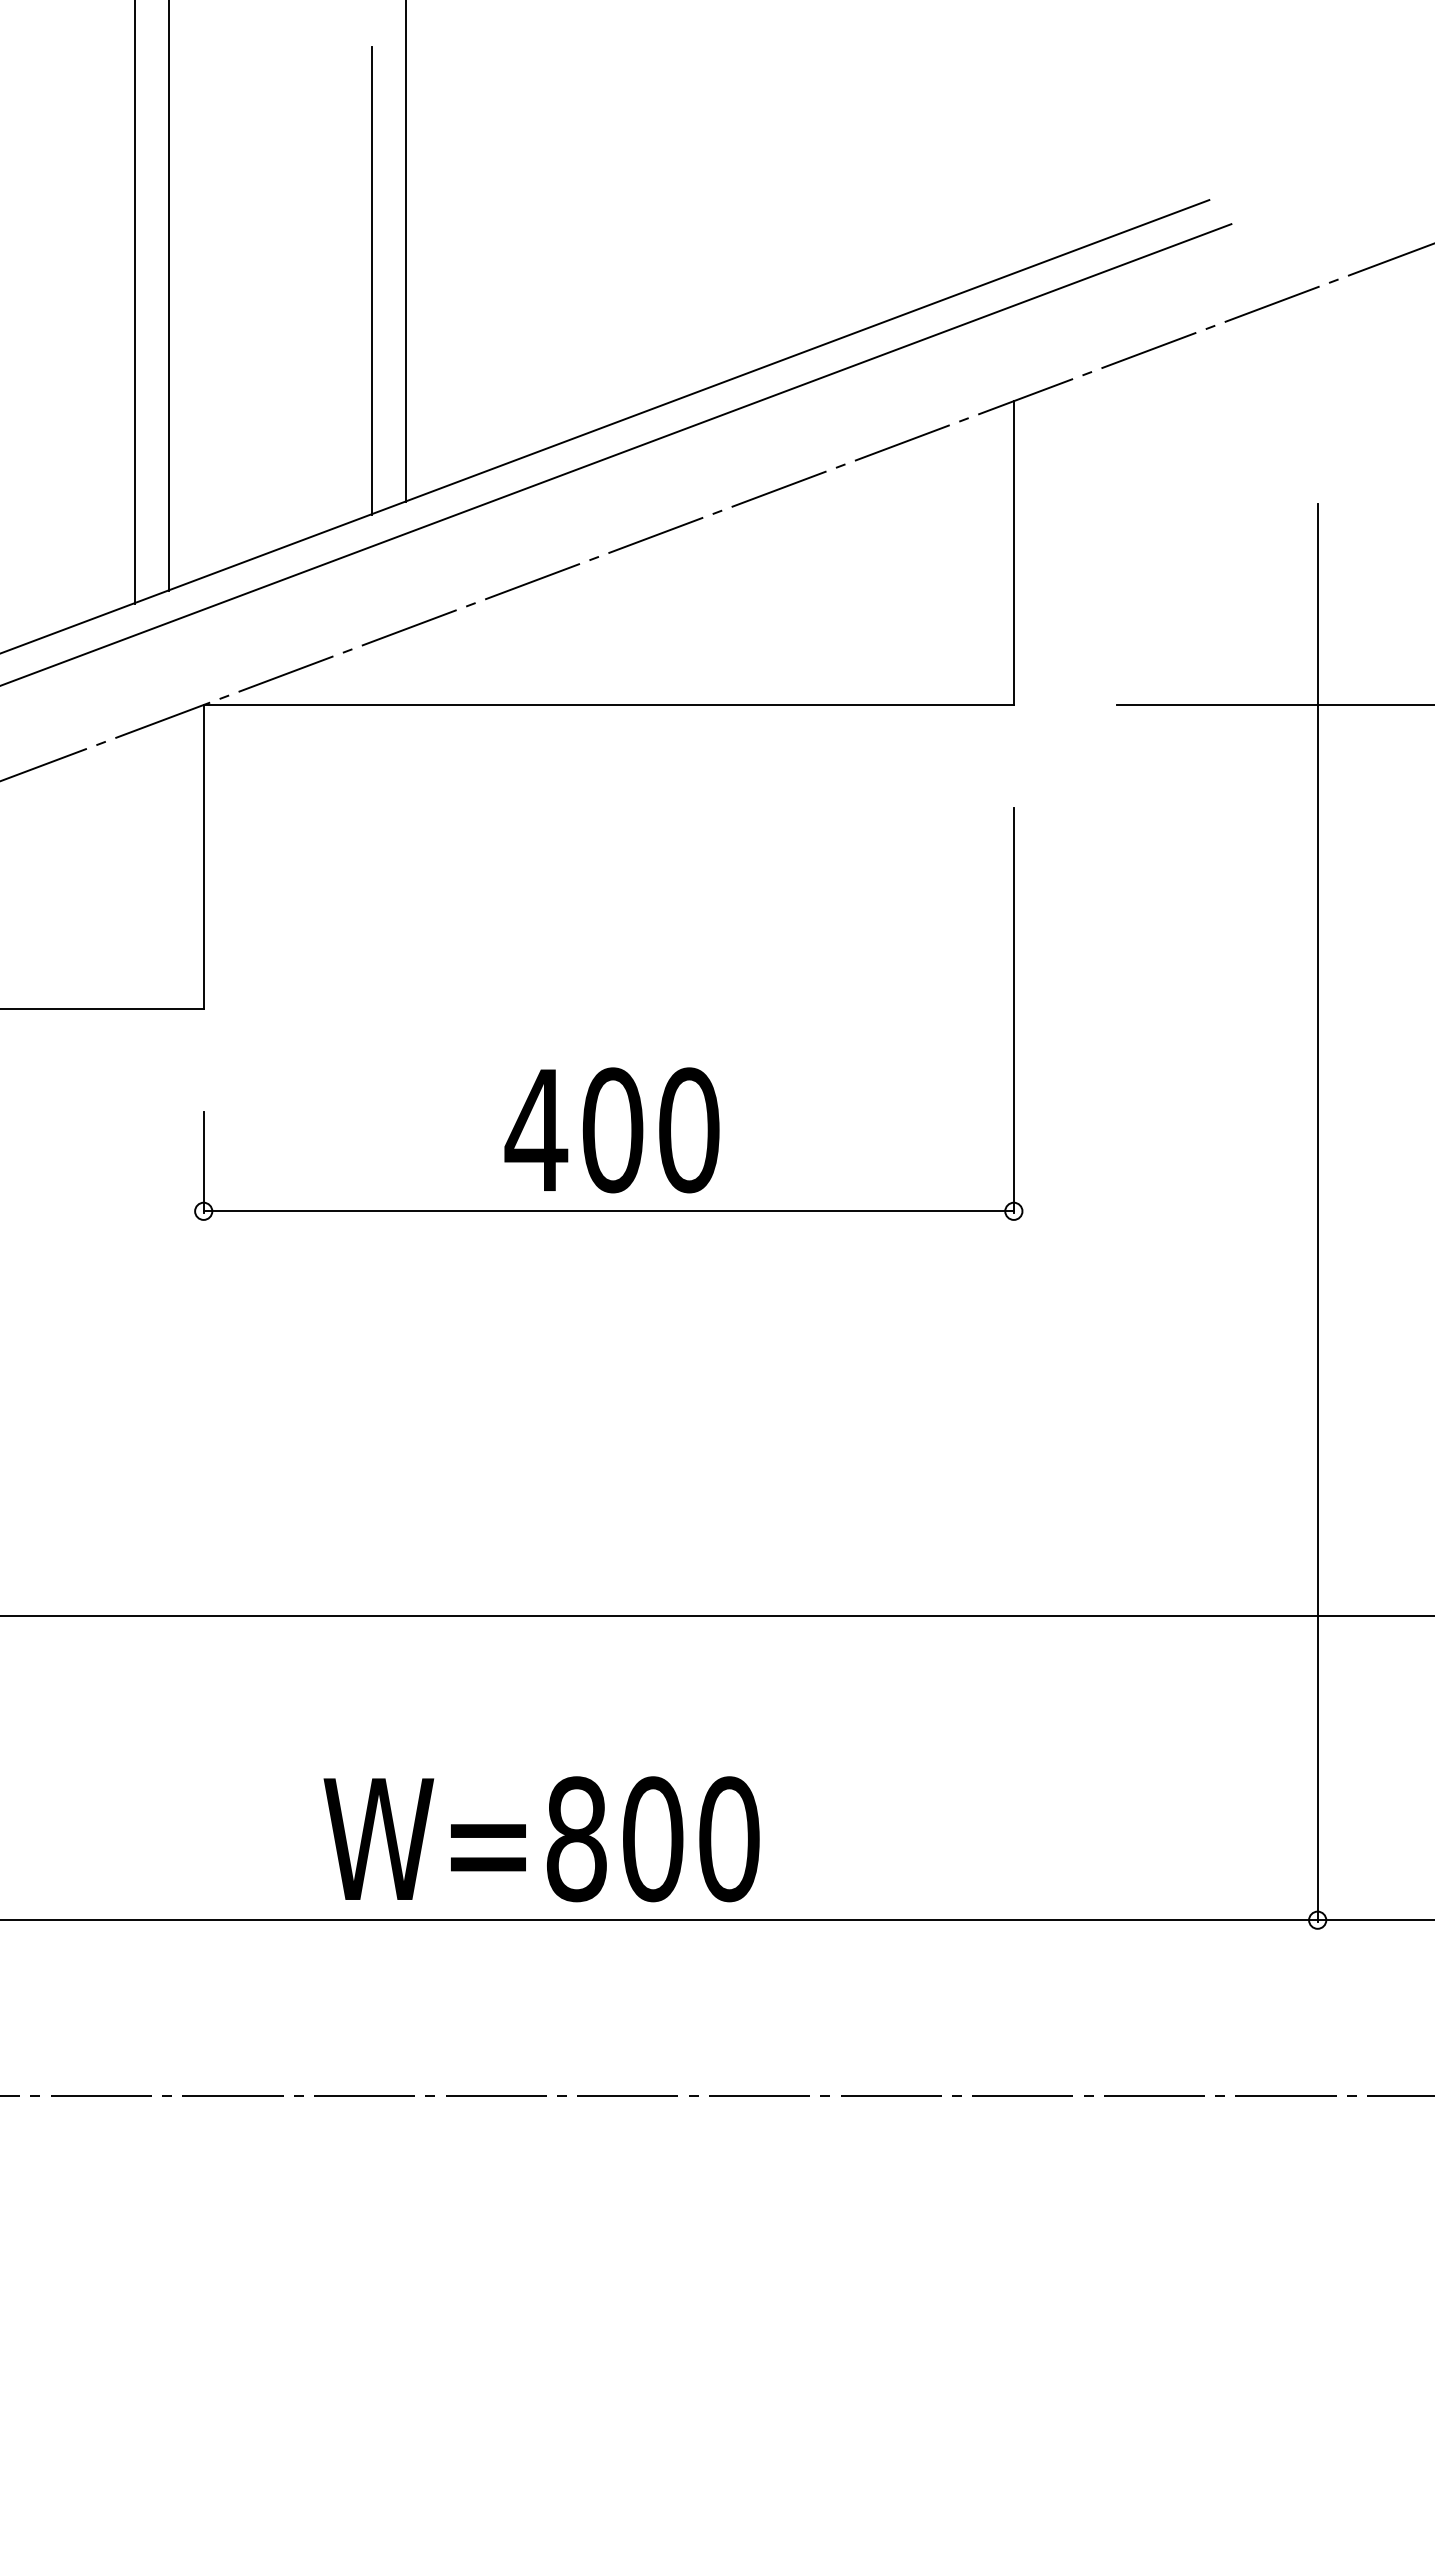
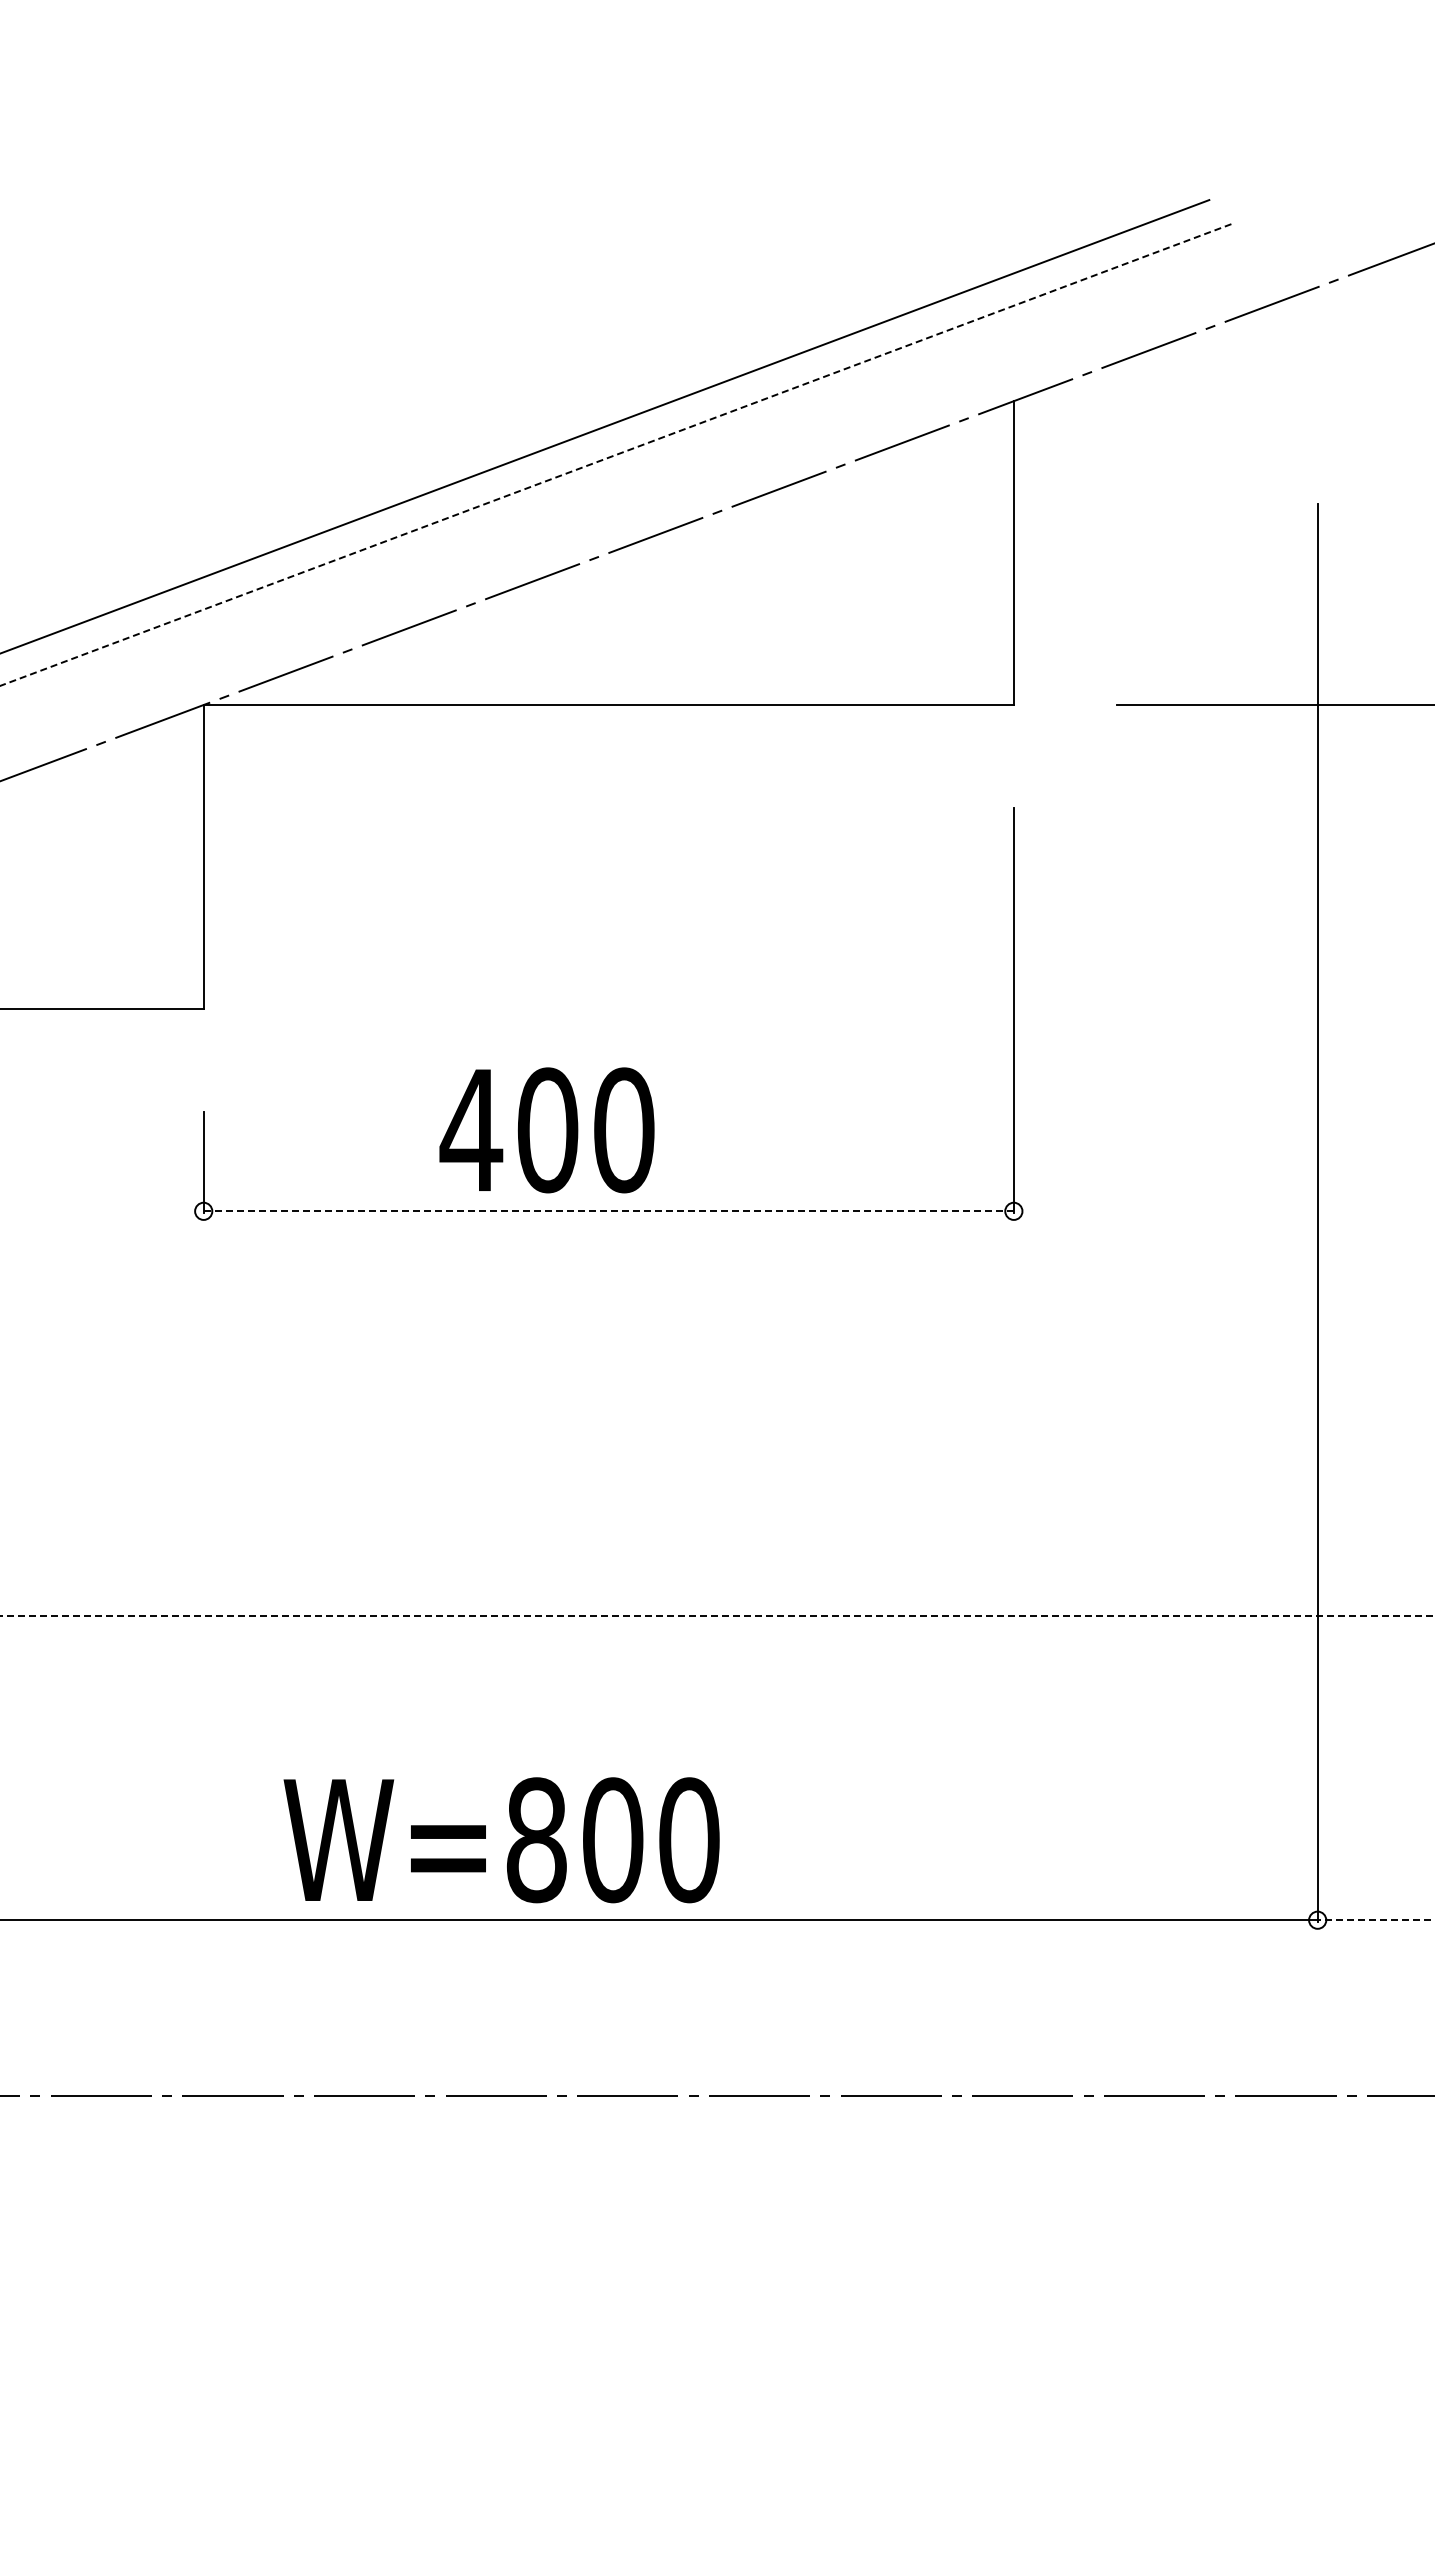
line: present -> none (406, 251)
line: present -> none (371, 280)
line: present -> none (169, 296)
line: present -> none (134, 302)
line: solid -> dashed (615, 455)
text position: (611, 1130) -> (546, 1130) (546, 1130)
line: solid -> dashed (609, 1211)
line: solid -> dashed (717, 1616)
text position: (541, 1839) -> (501, 1840) (501, 1840)
line: solid -> dashed (1375, 1920)
